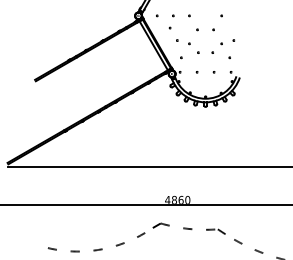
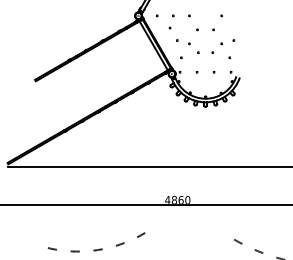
part: present -> none (188, 228)
